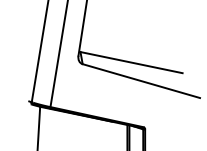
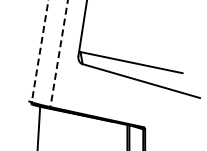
line: solid -> dashed (40, 51)
line: solid -> dashed (59, 53)
